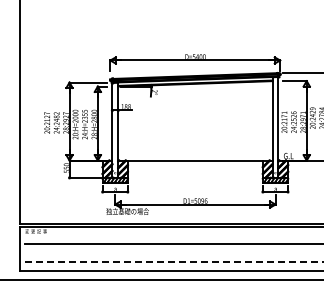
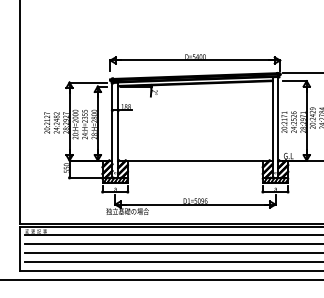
line: none -> present (172, 235)
line: none -> present (172, 252)
line: dashed -> solid (174, 261)
